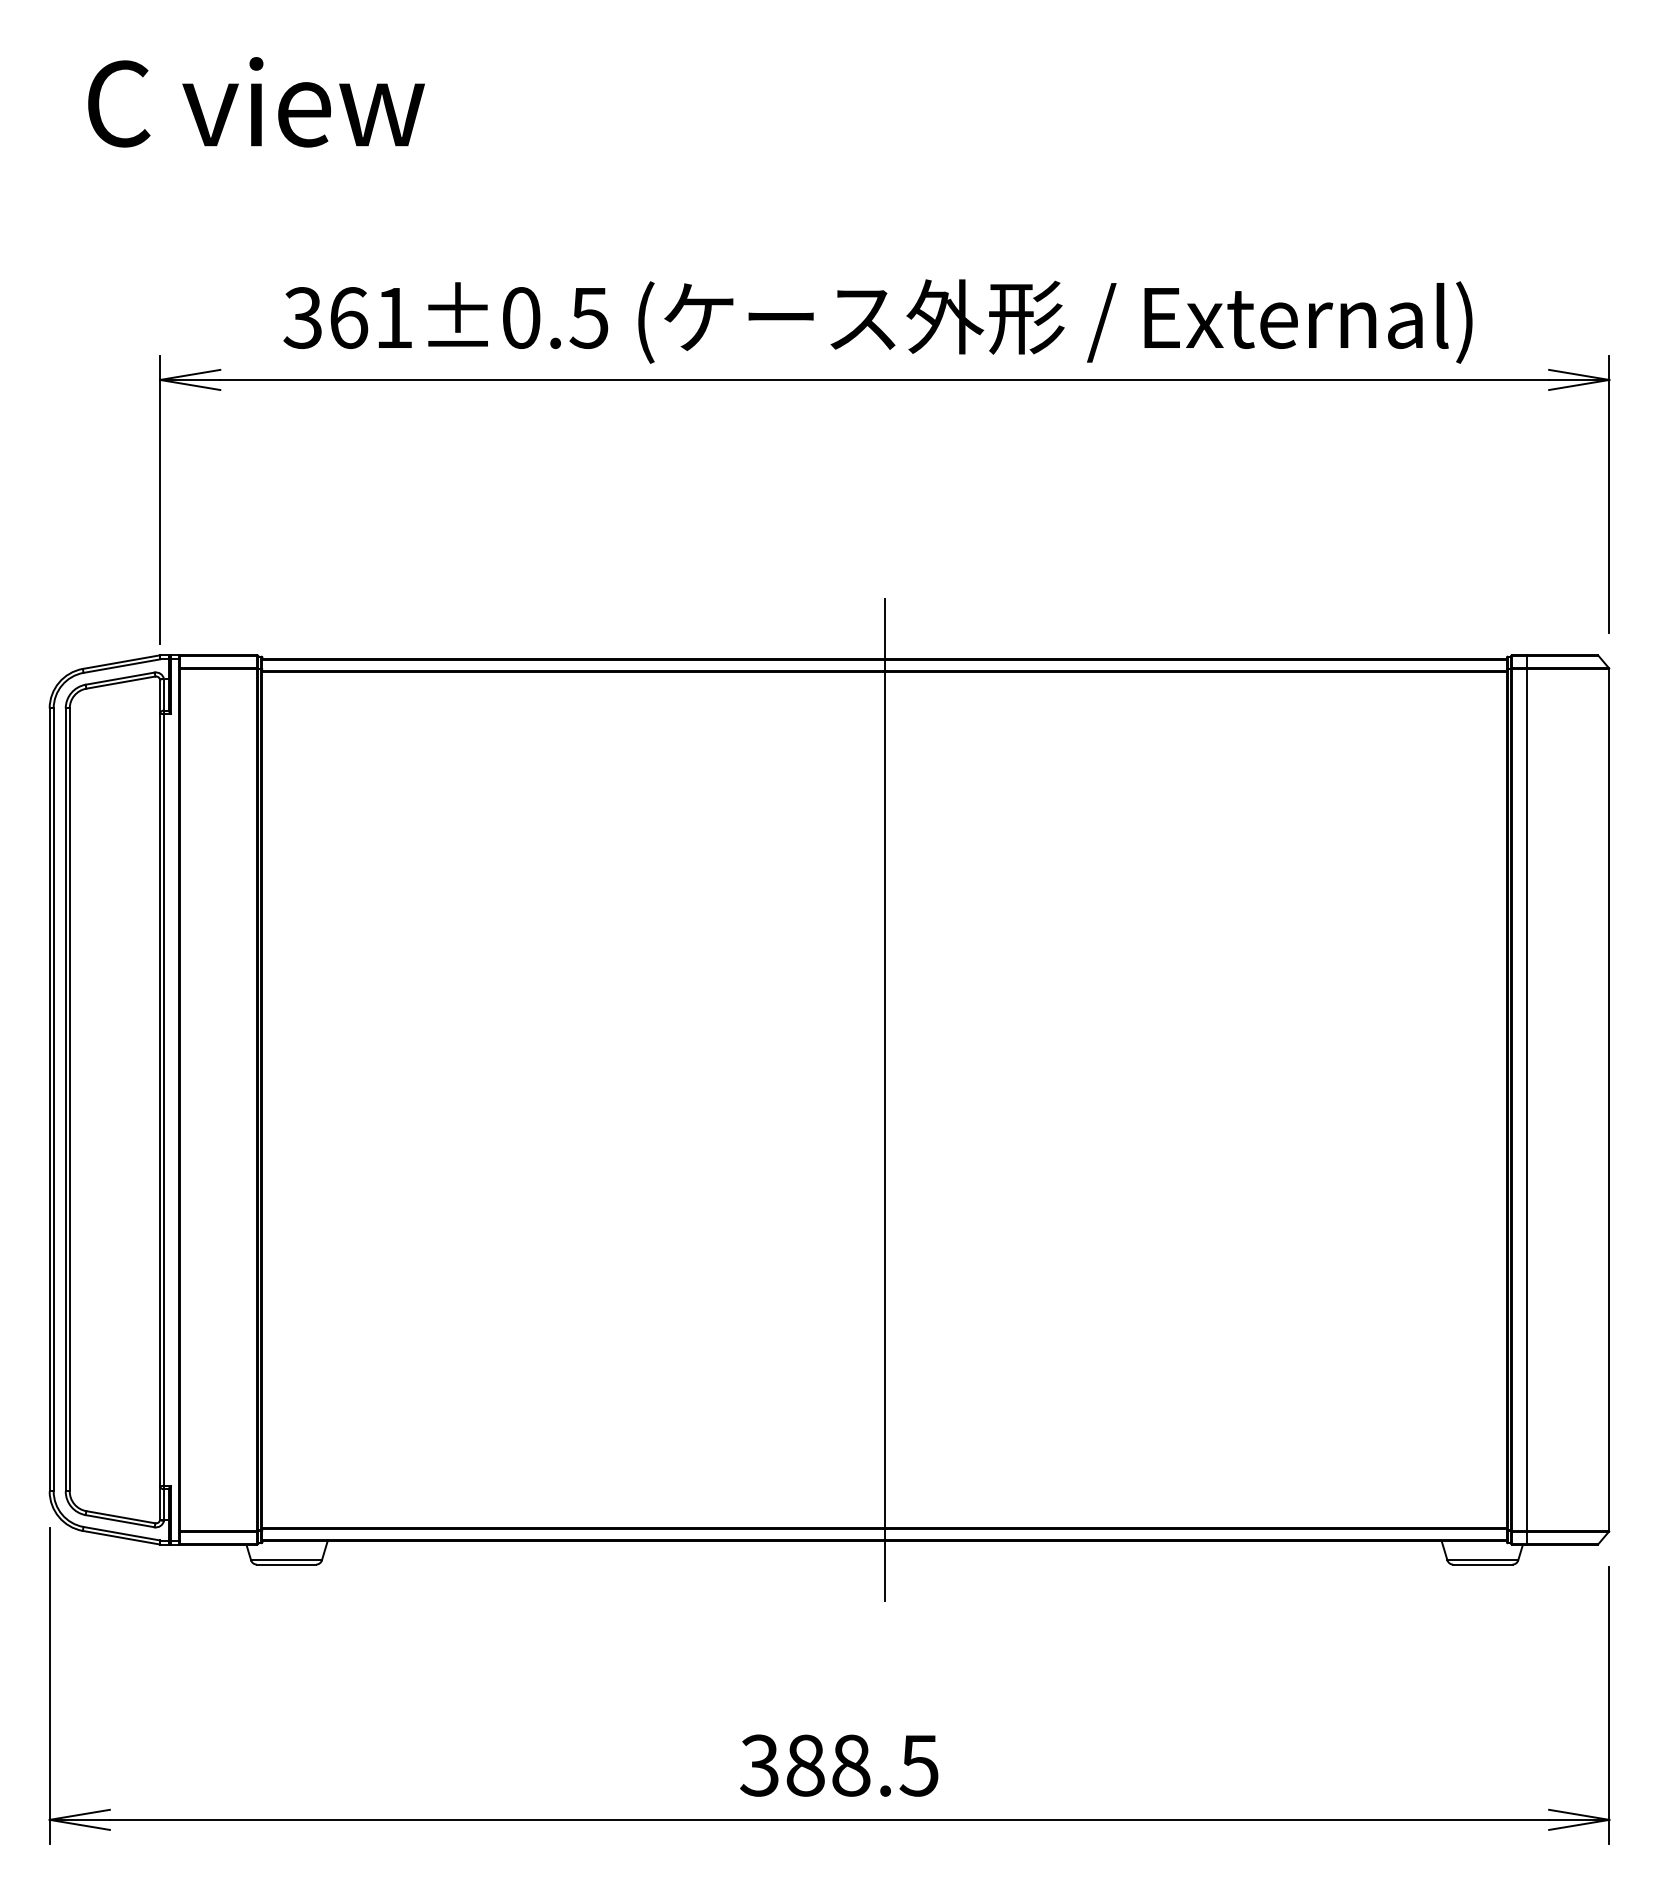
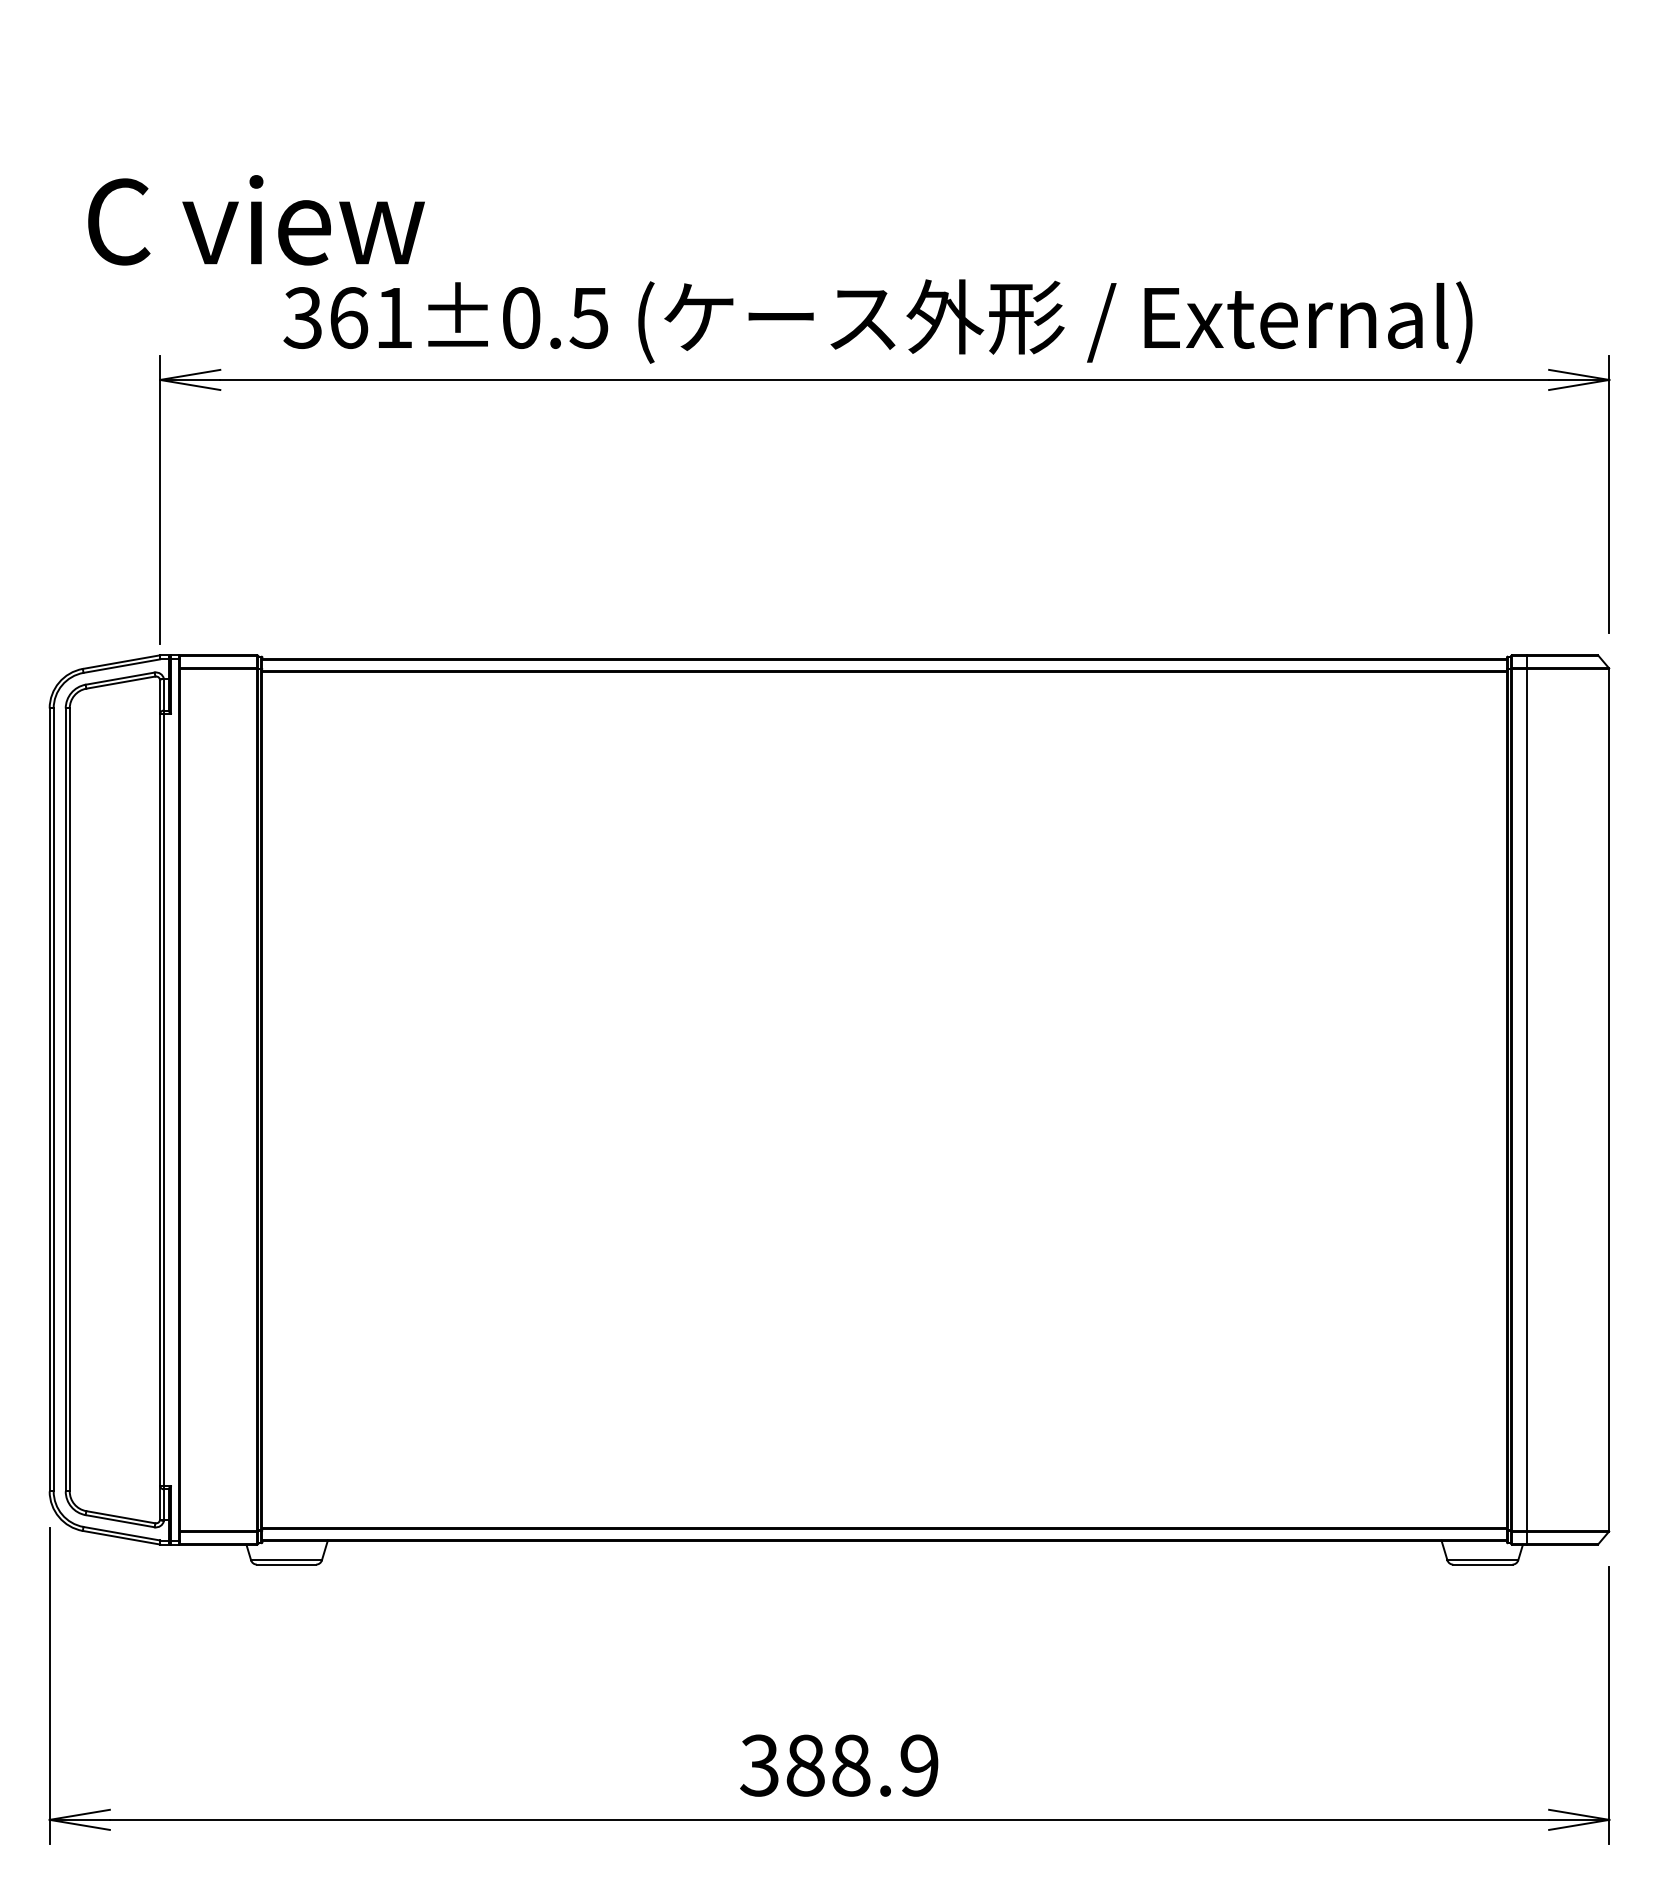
text position: (256, 102) -> (256, 220) (256, 220)
line: present -> none (884, 1099)
text: 388.5 -> 388.9 (918, 1765)
